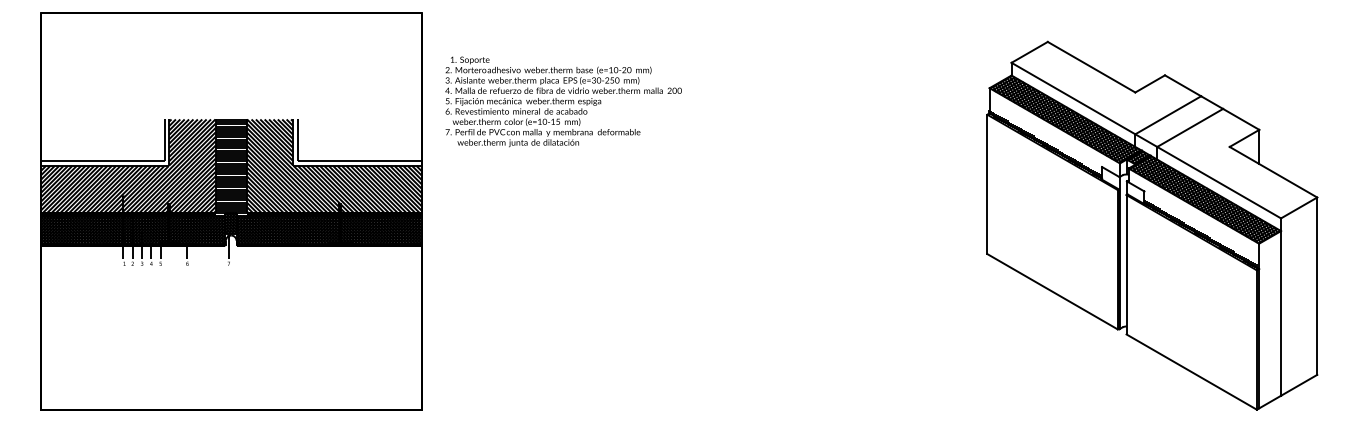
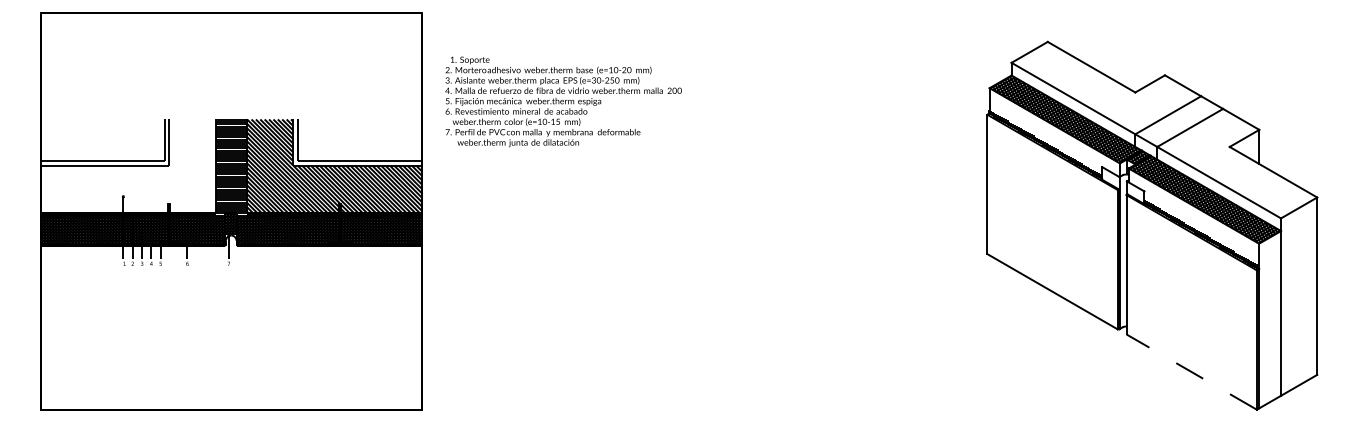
hatch: present -> none (127, 165)
line: solid -> dashed (1191, 371)
